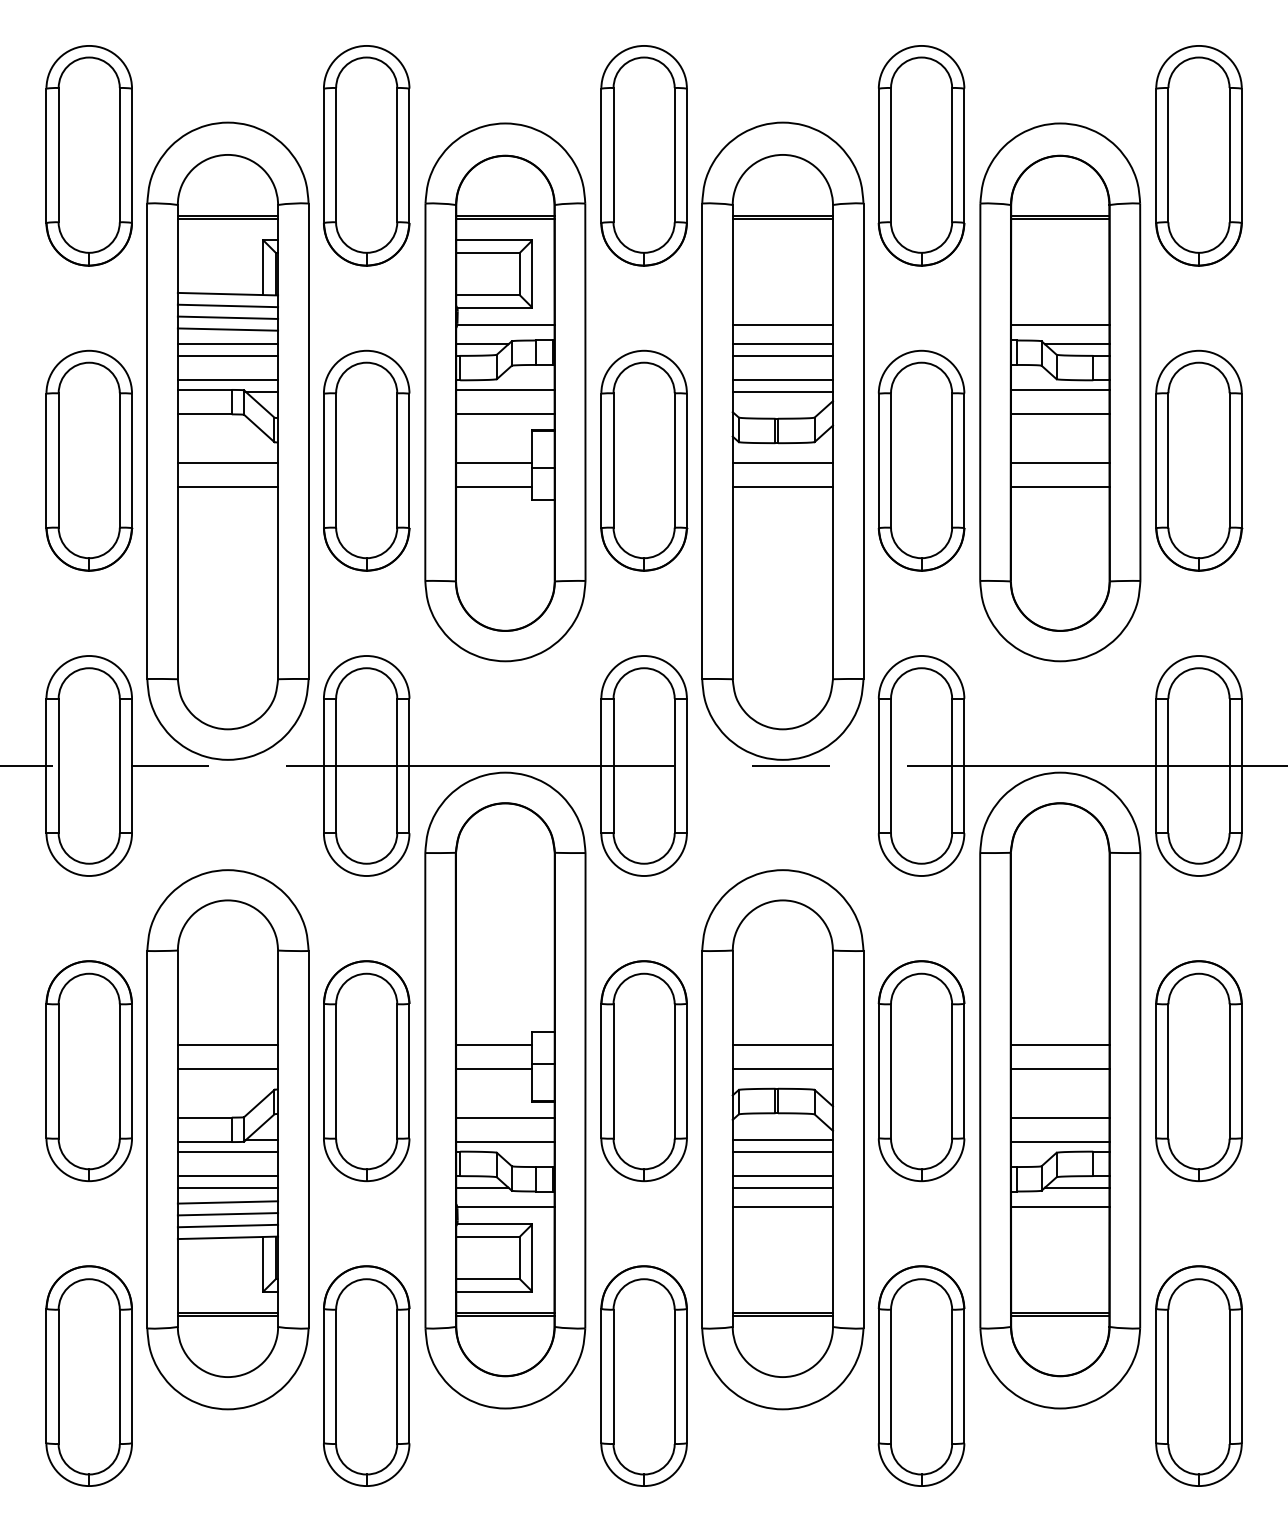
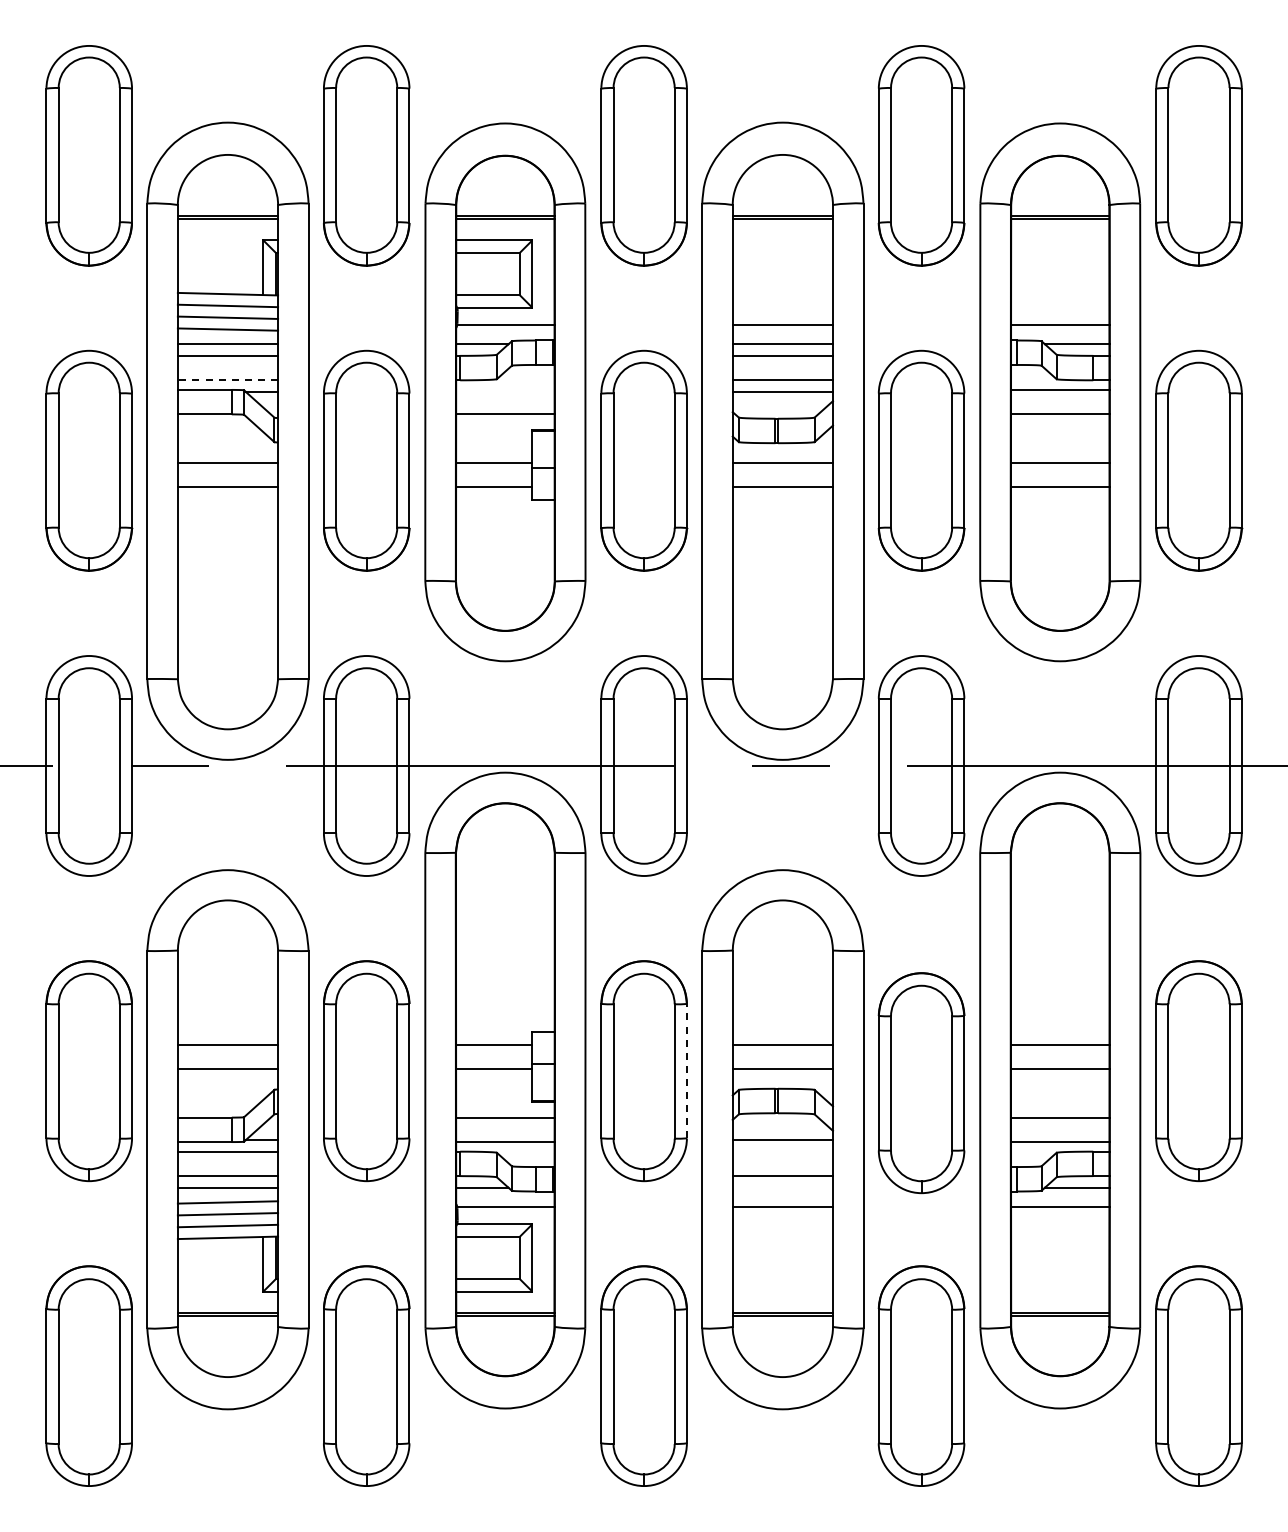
line: solid -> dashed (227, 380)
line: present -> none (505, 389)
line: solid -> dashed (686, 1070)
part position: (921, 1071) -> (921, 1083) (921, 1083)
line: present -> none (782, 1151)
line: present -> none (782, 1187)
